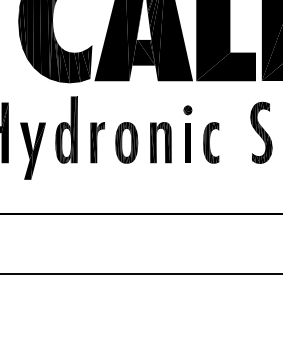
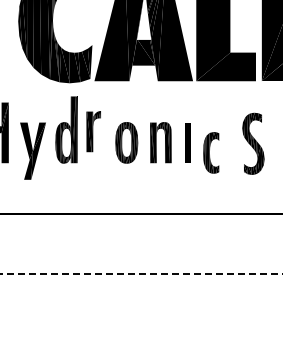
part: present -> none (187, 110)
part position: (261, 132) -> (253, 143) (253, 143)
part position: (97, 142) -> (93, 131) (93, 131)
part position: (211, 142) -> (211, 152) (211, 152)
line: solid -> dashed (141, 273)
